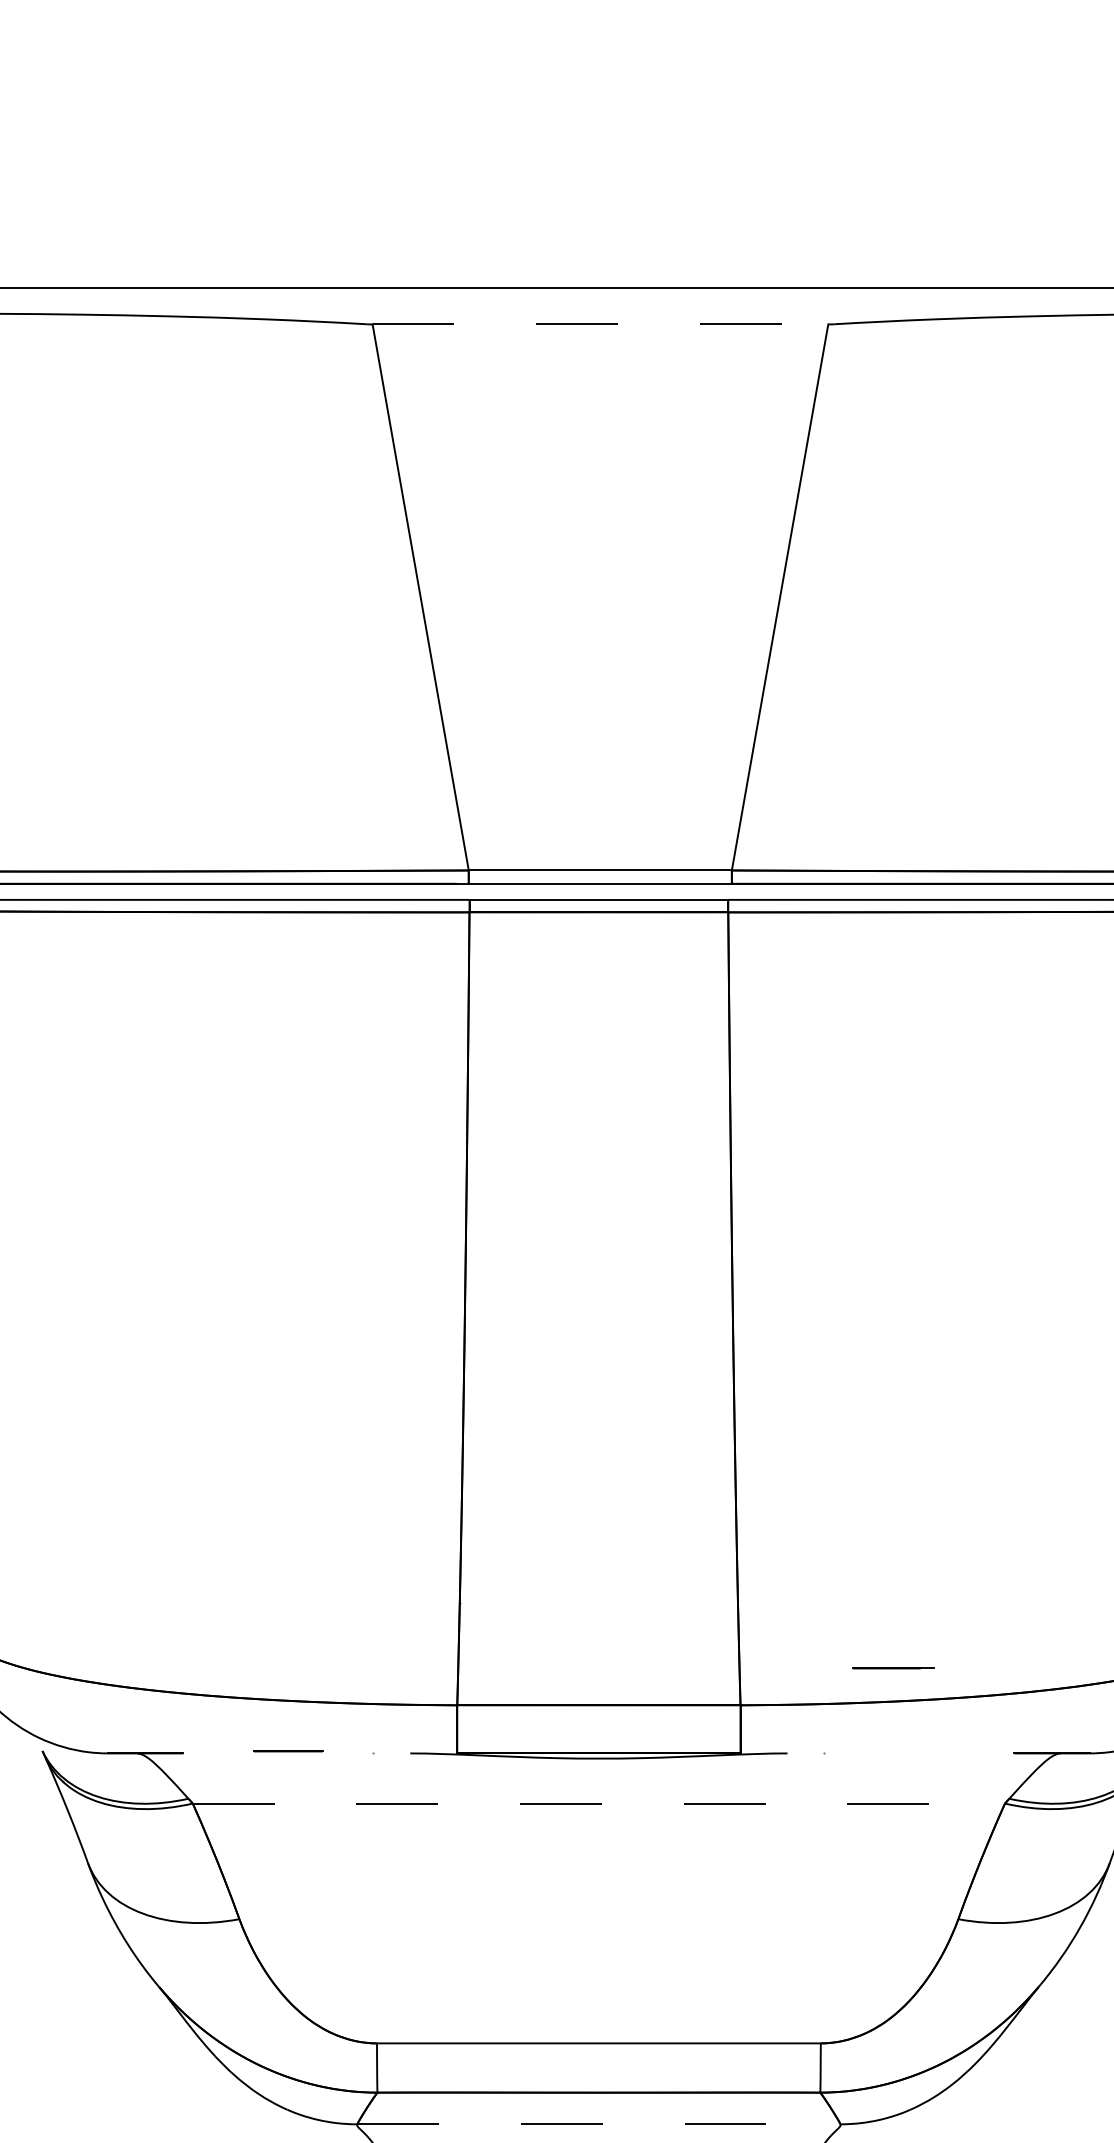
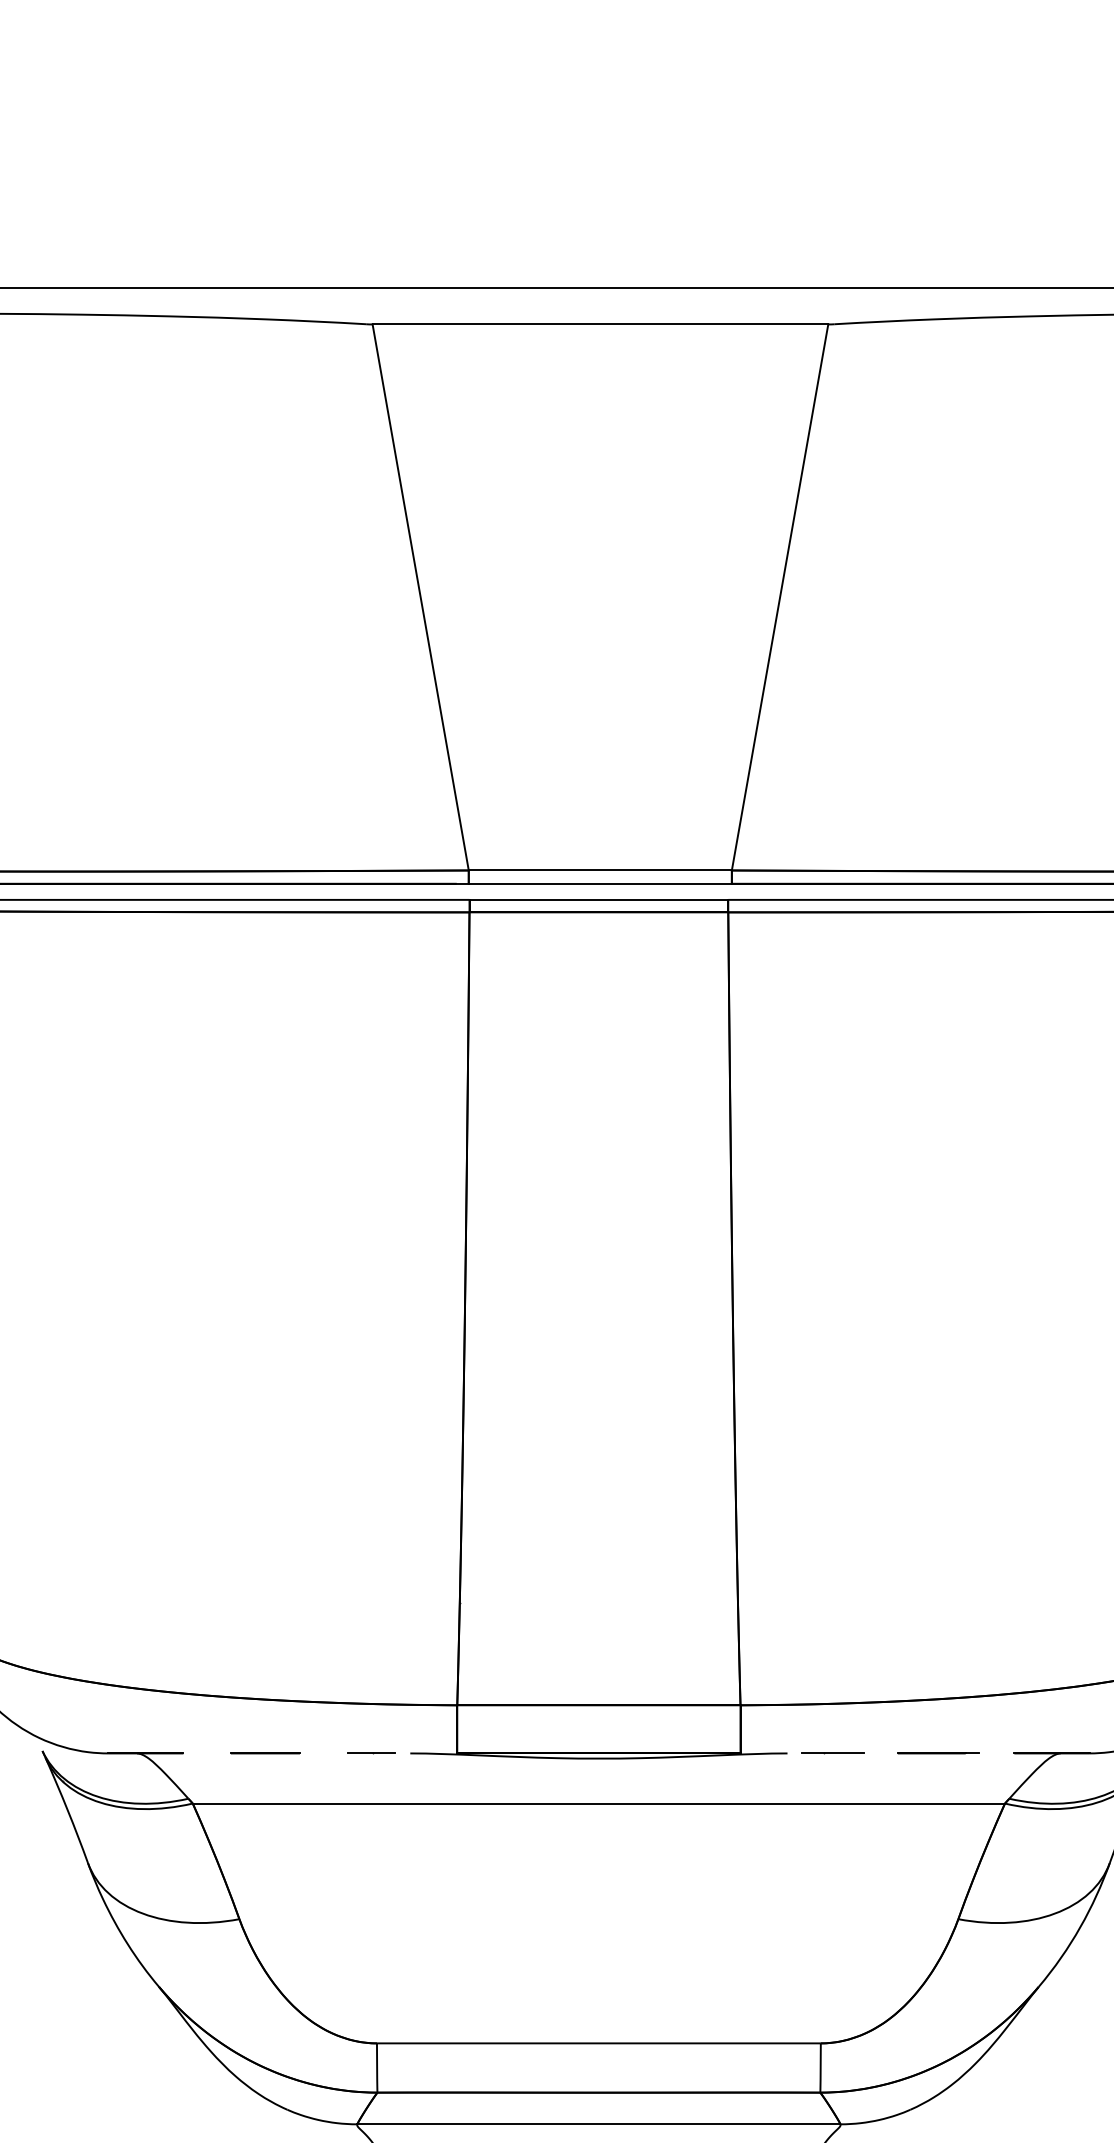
line: dashed -> solid (600, 324)
line position: (893, 1668) -> (938, 1753) (938, 1753)
line position: (288, 1751) -> (265, 1753) (265, 1753)
line: none -> present (371, 1753)
line: none -> present (832, 1753)
line: dashed -> solid (599, 1803)
line: dashed -> solid (598, 2124)
